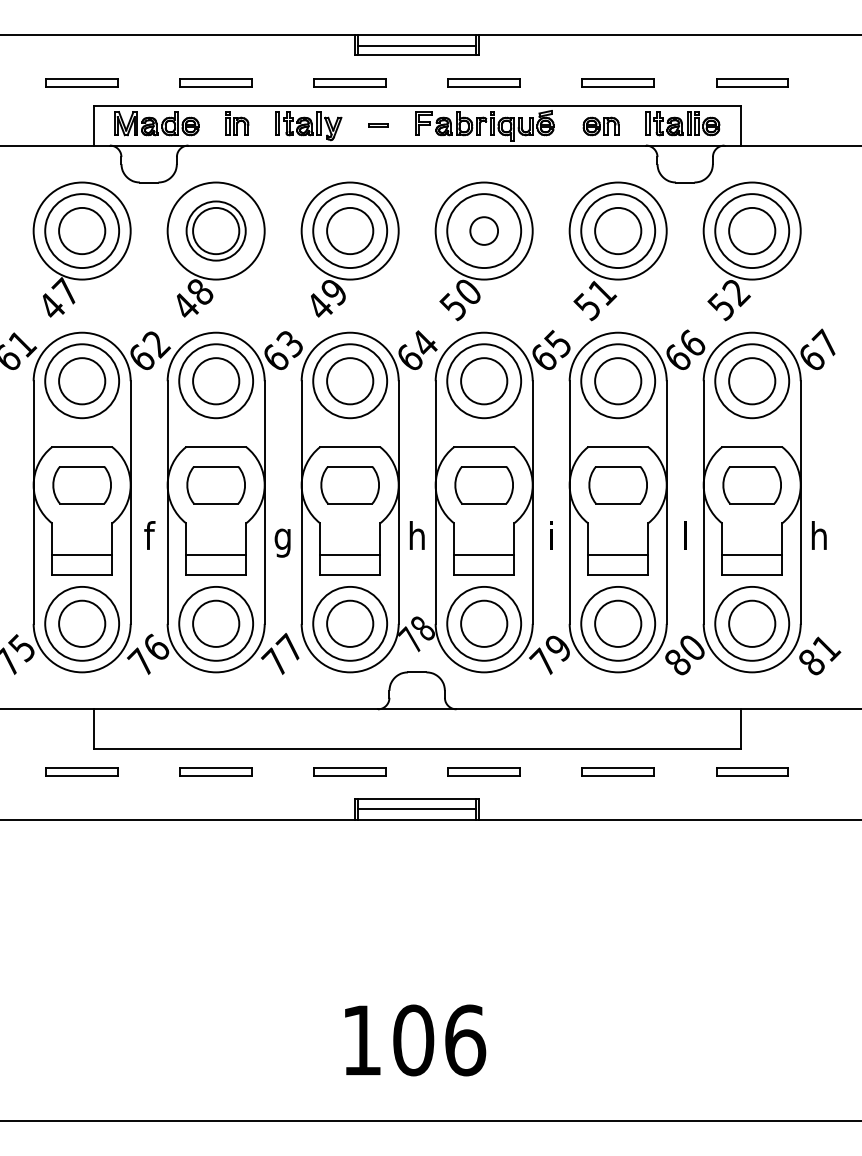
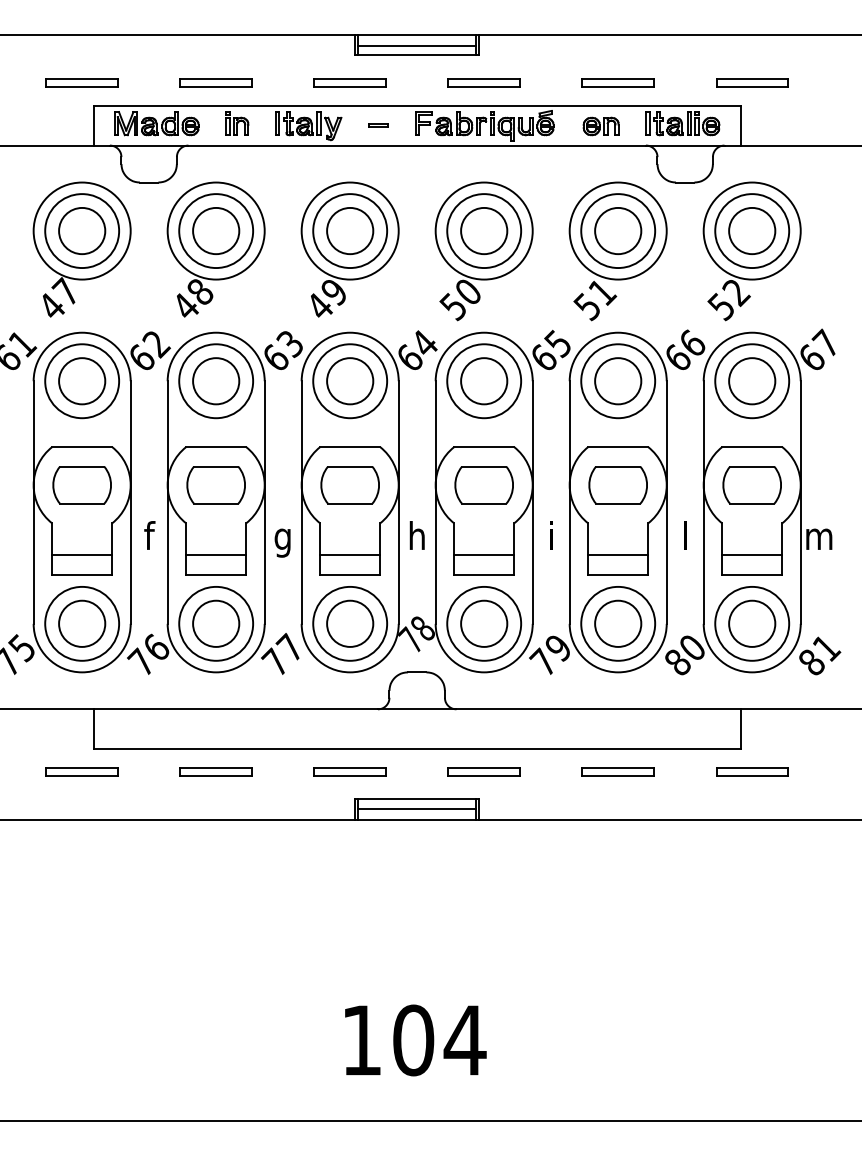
circle diameter: 59 px -> 74 px (216, 231)
circle diameter: 28 px -> 46 px (484, 230)
text: h -> m (819, 535)
text: 106 -> 104 (464, 1040)
